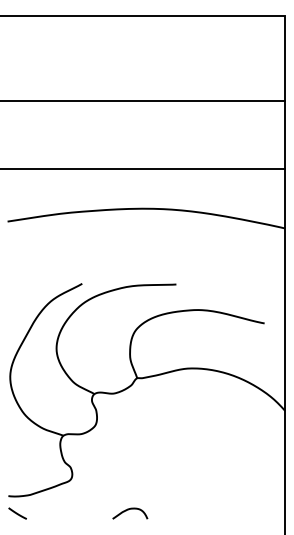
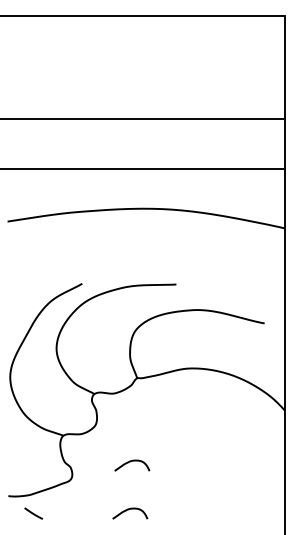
line position: (143, 100) -> (143, 118) (143, 118)
curve: none -> present (130, 462)
line position: (17, 513) -> (33, 513) (33, 513)
